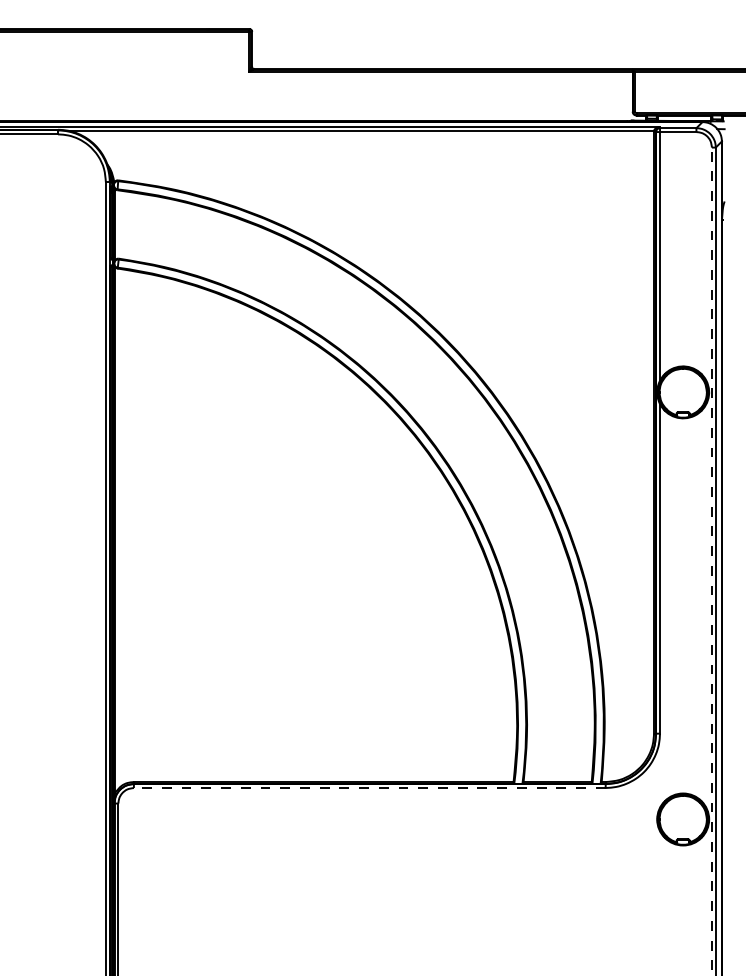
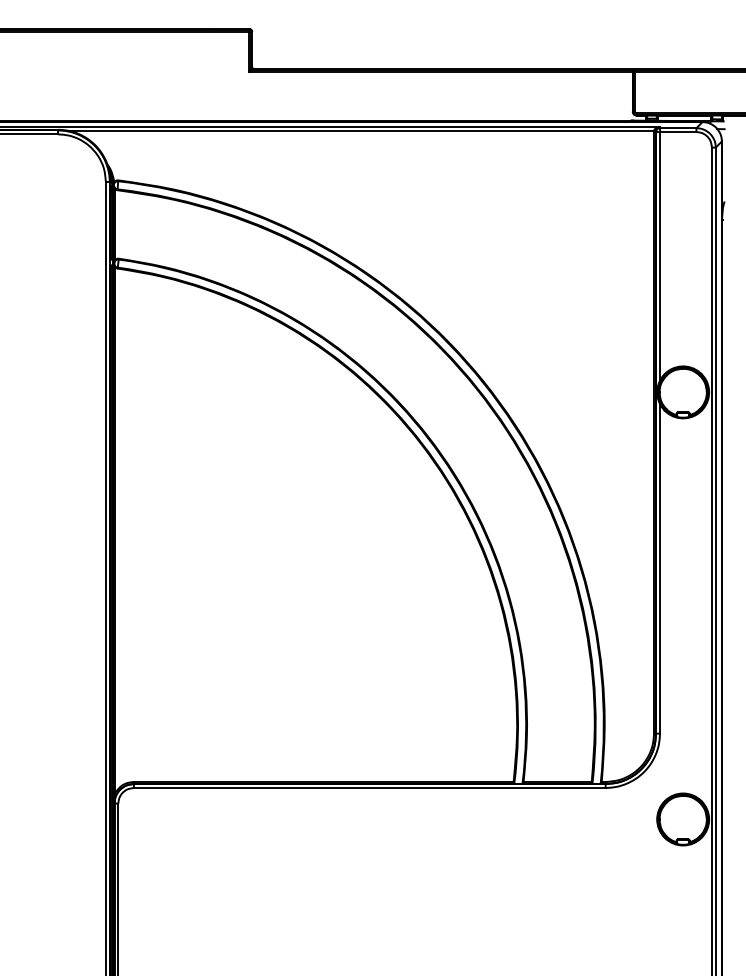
line: dashed -> solid (711, 561)
line: dashed -> solid (369, 788)
